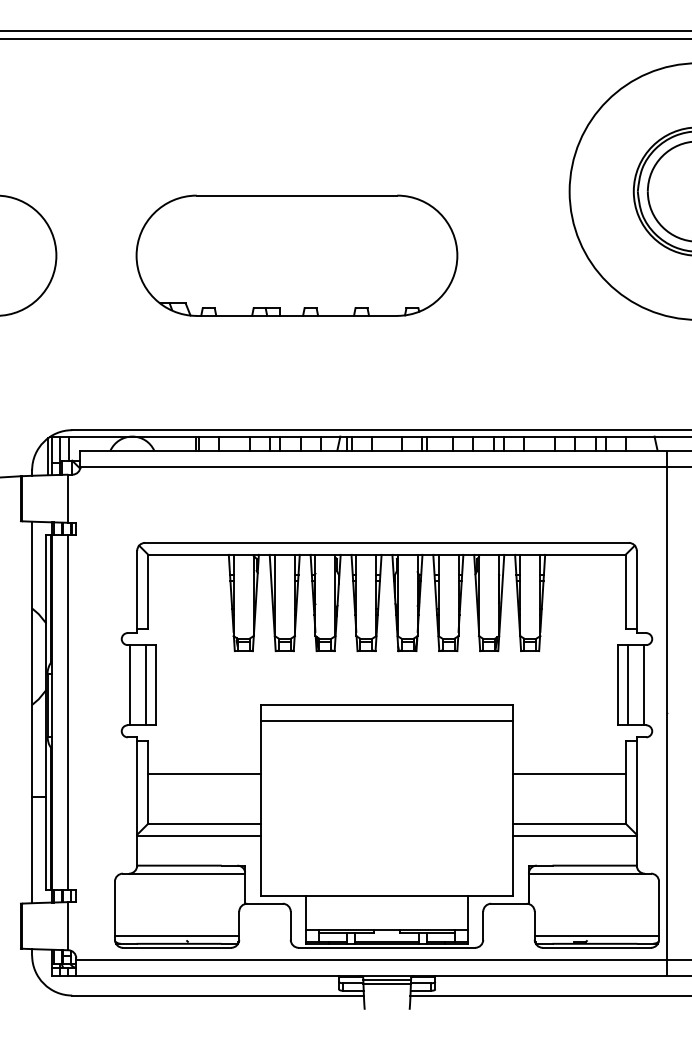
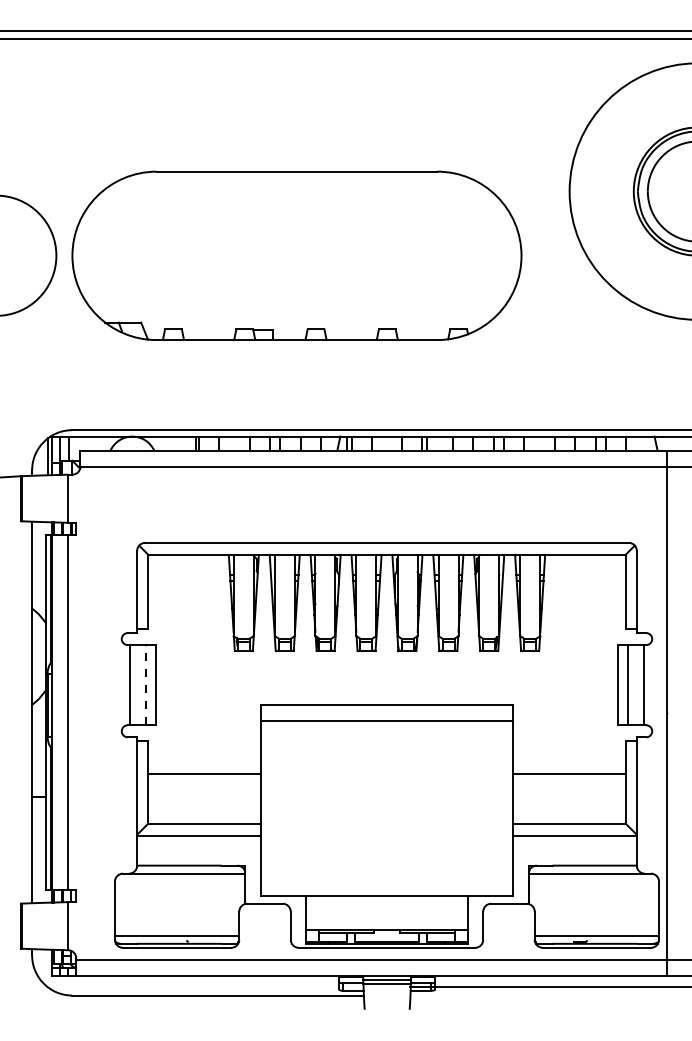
part size: 324x123 px -> 452x171 px (296, 255)
line: solid -> dashed (145, 684)
line position: (549, 995) -> (549, 986) (549, 986)
